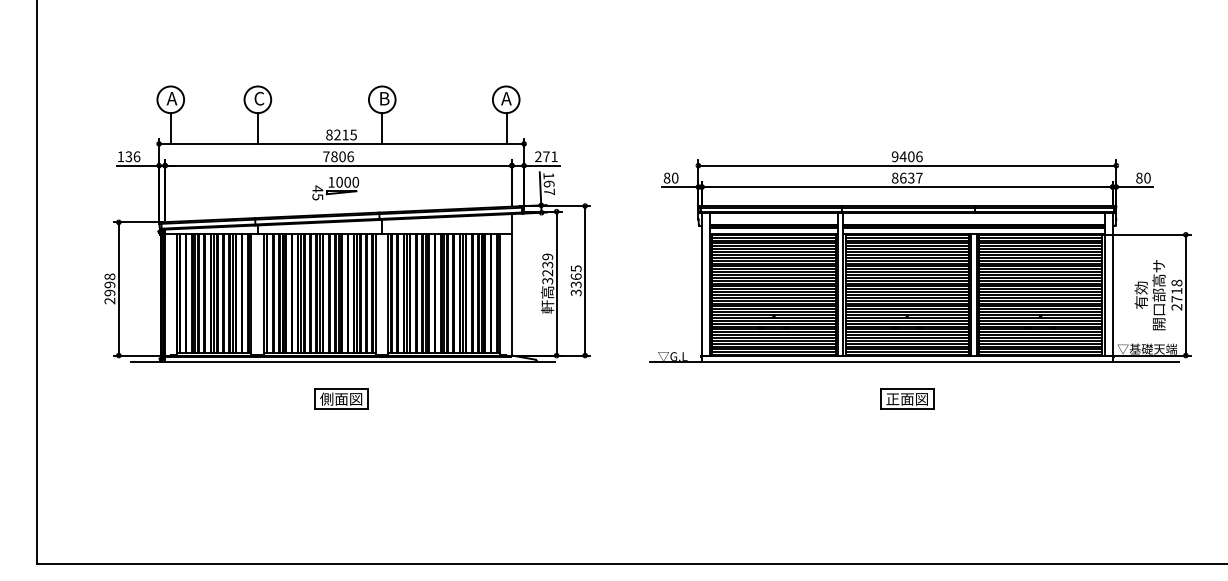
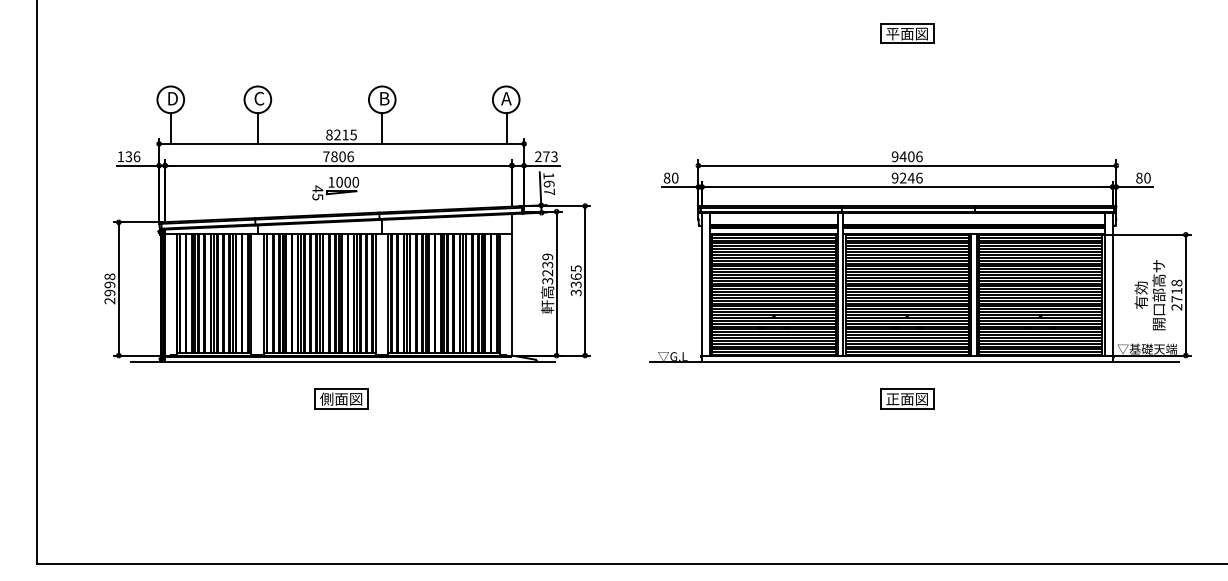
part: none -> present (907, 33)
text: A -> D (171, 98)
text: 271 -> 273 (554, 156)
text: 8637 -> 9246 (906, 177)
